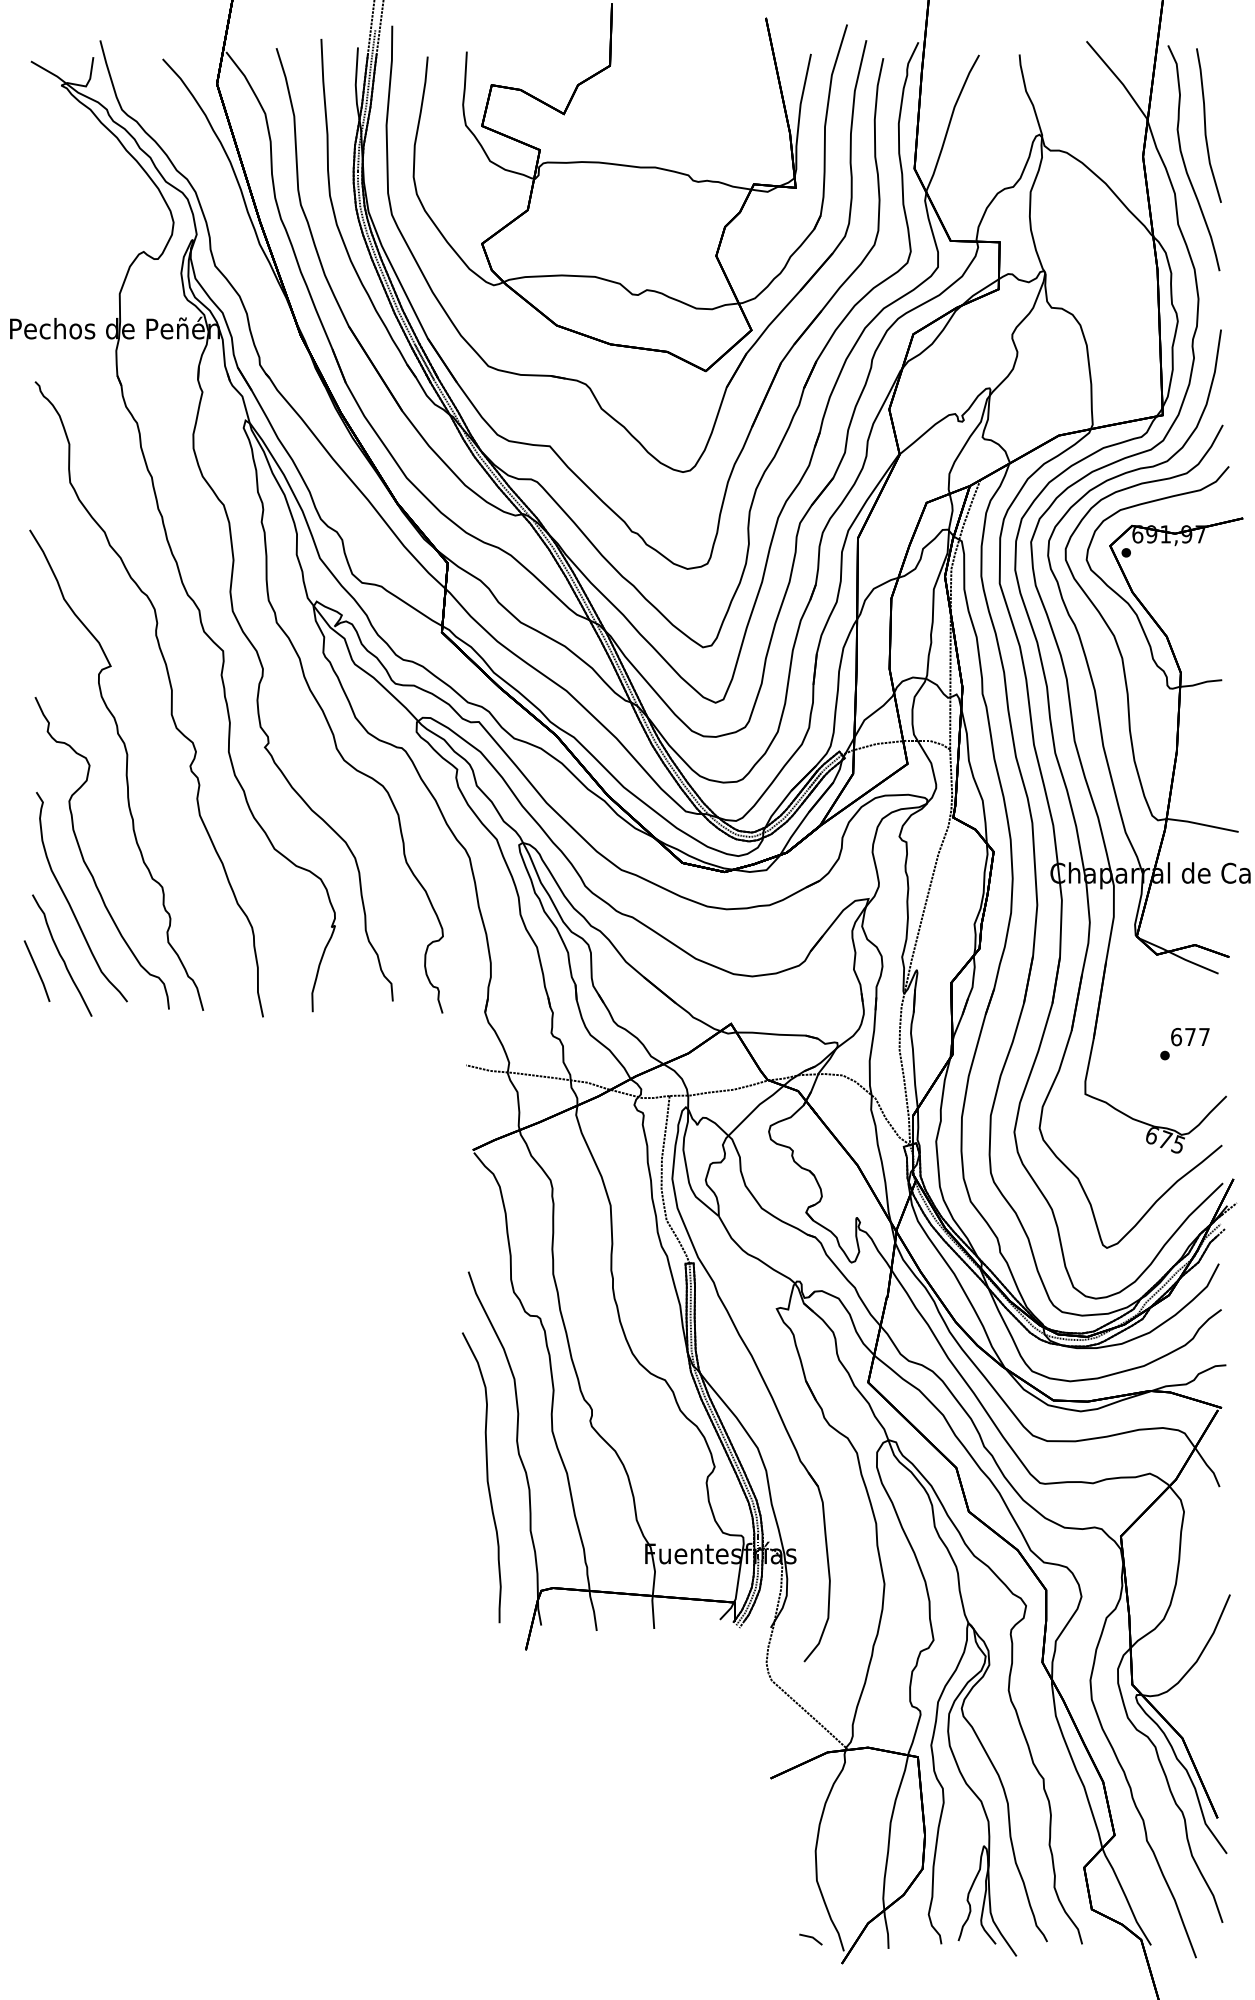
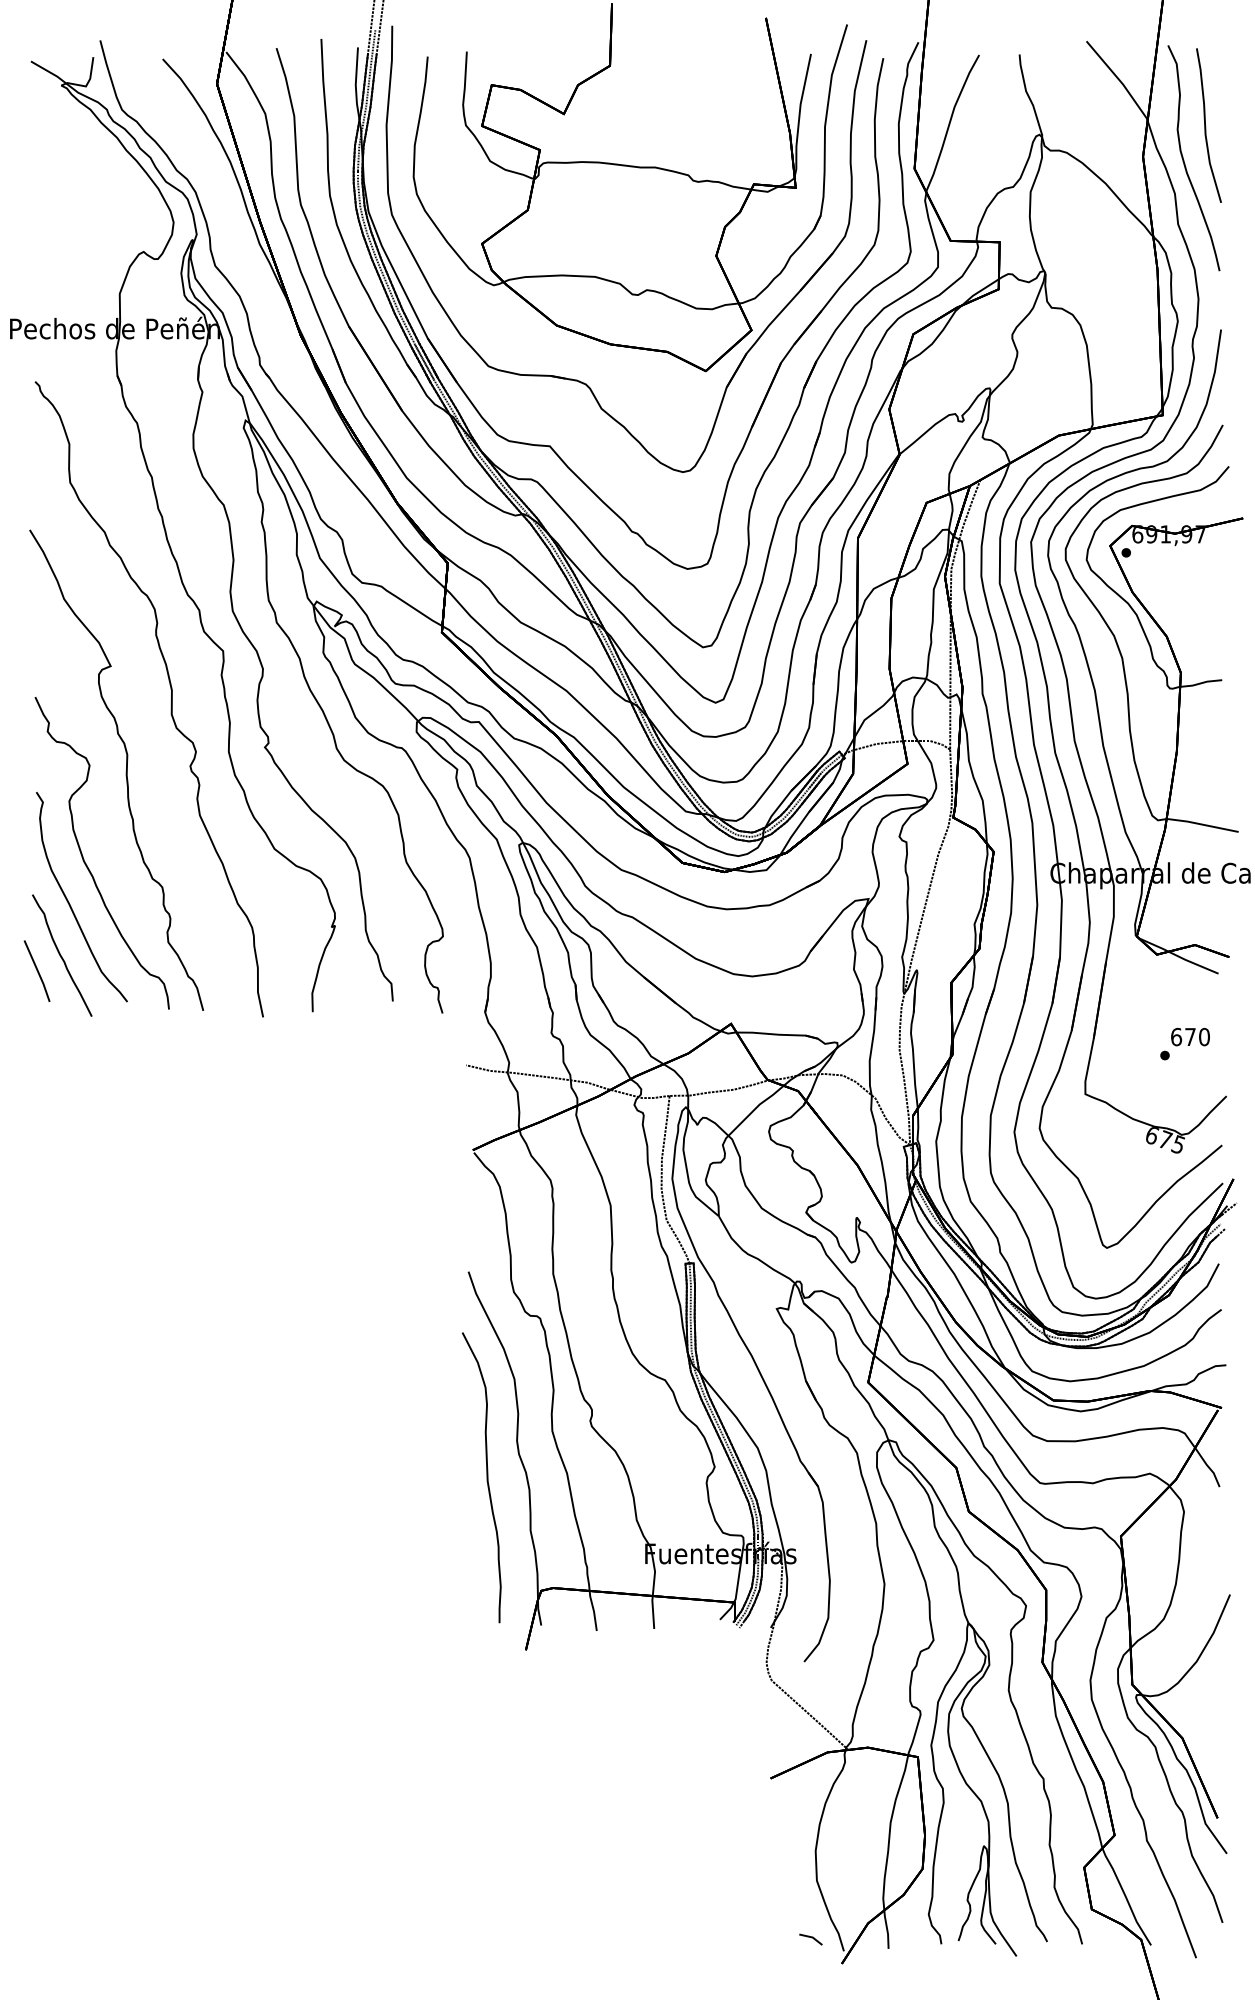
text: 677 -> 670 (1204, 1036)
